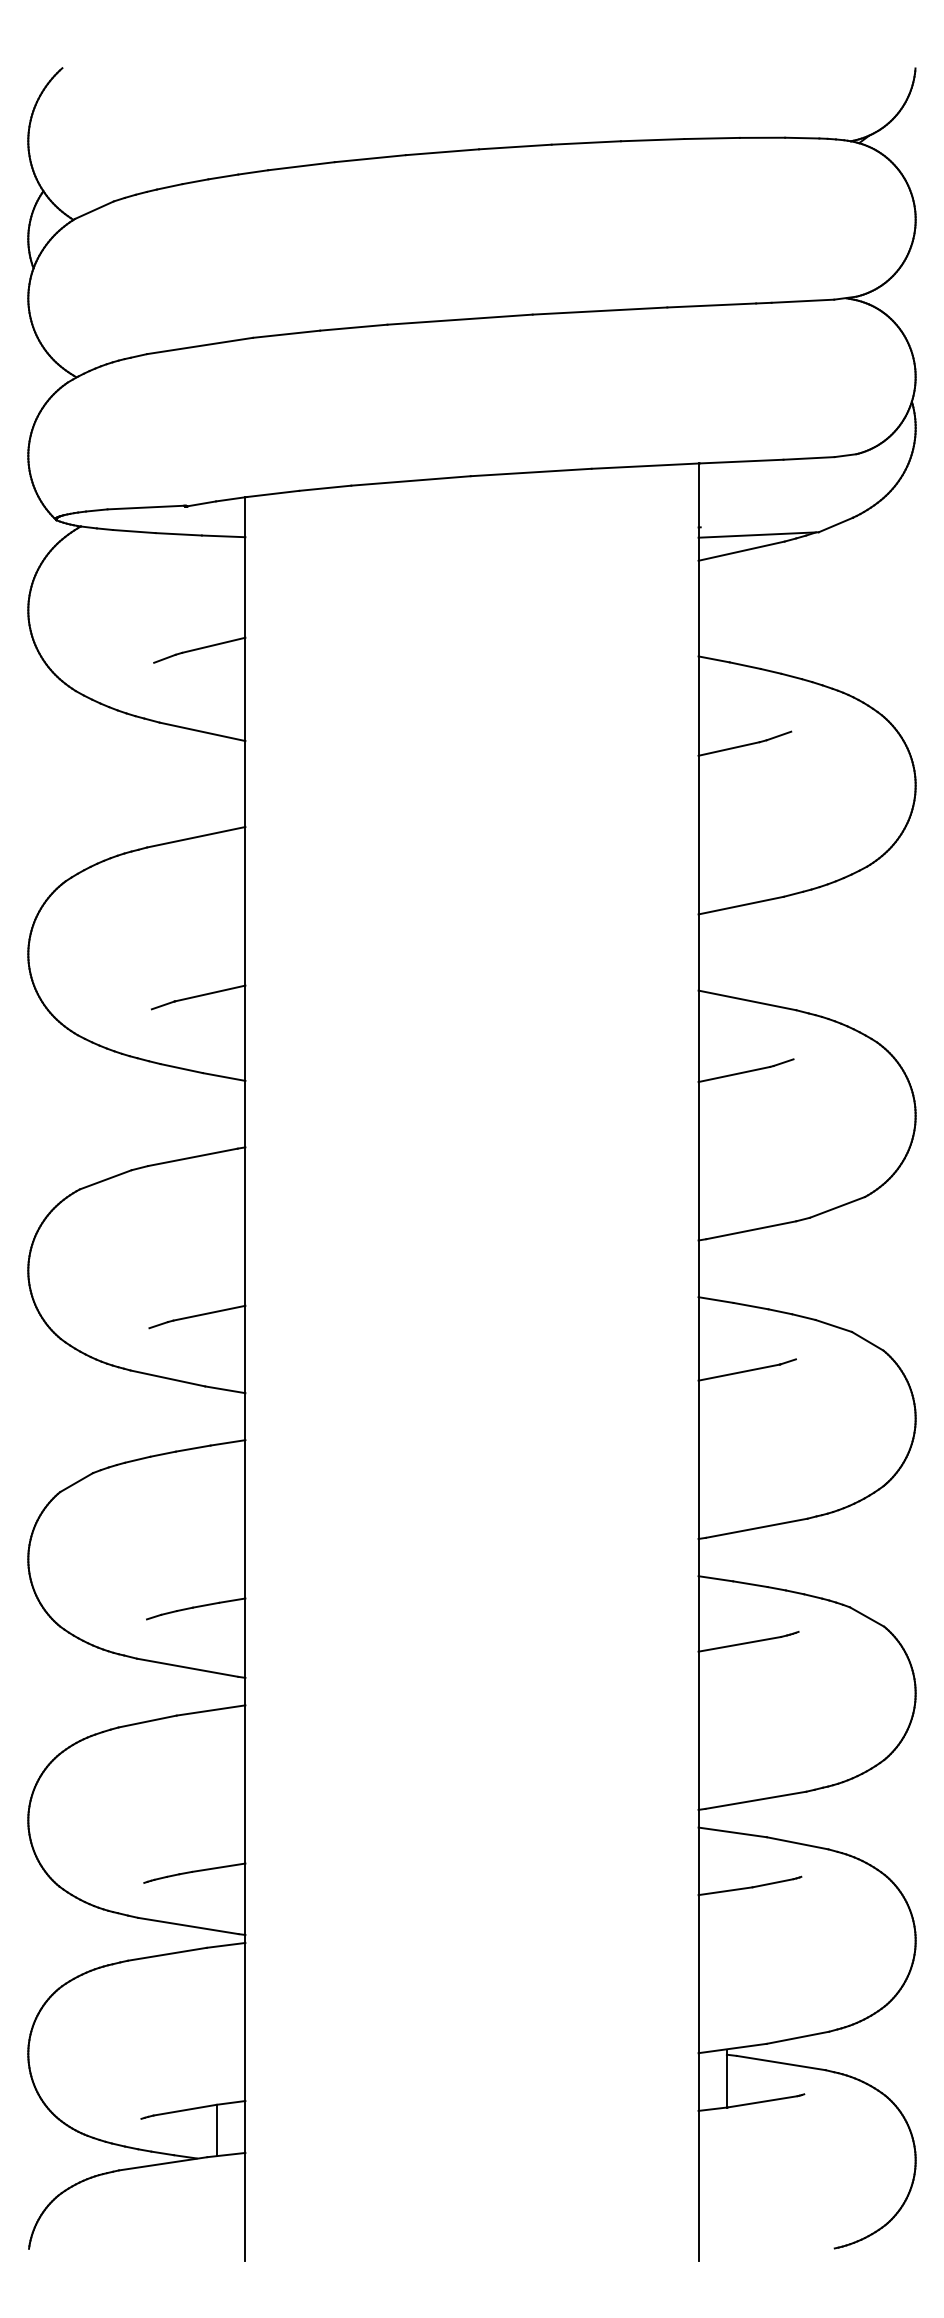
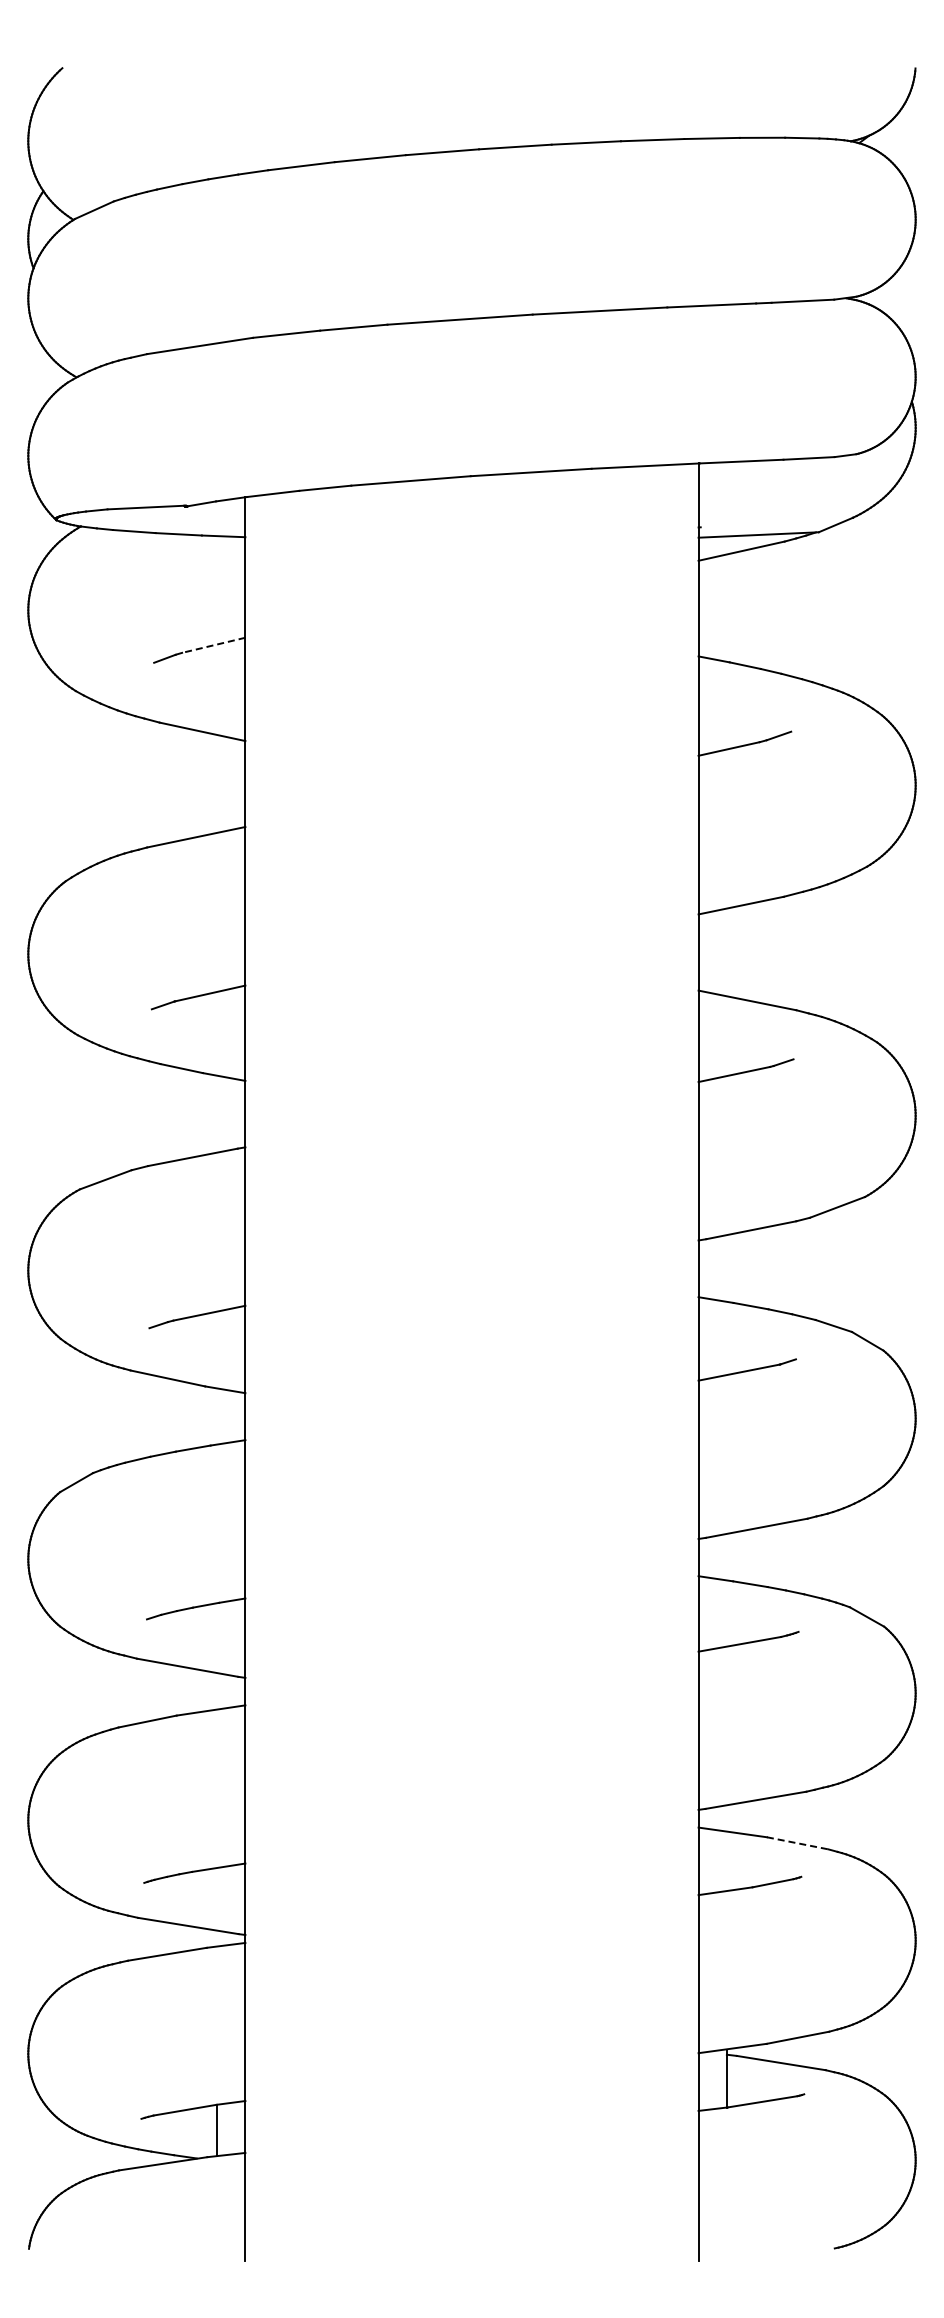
line: solid -> dashed (213, 645)
line: solid -> dashed (798, 1843)
